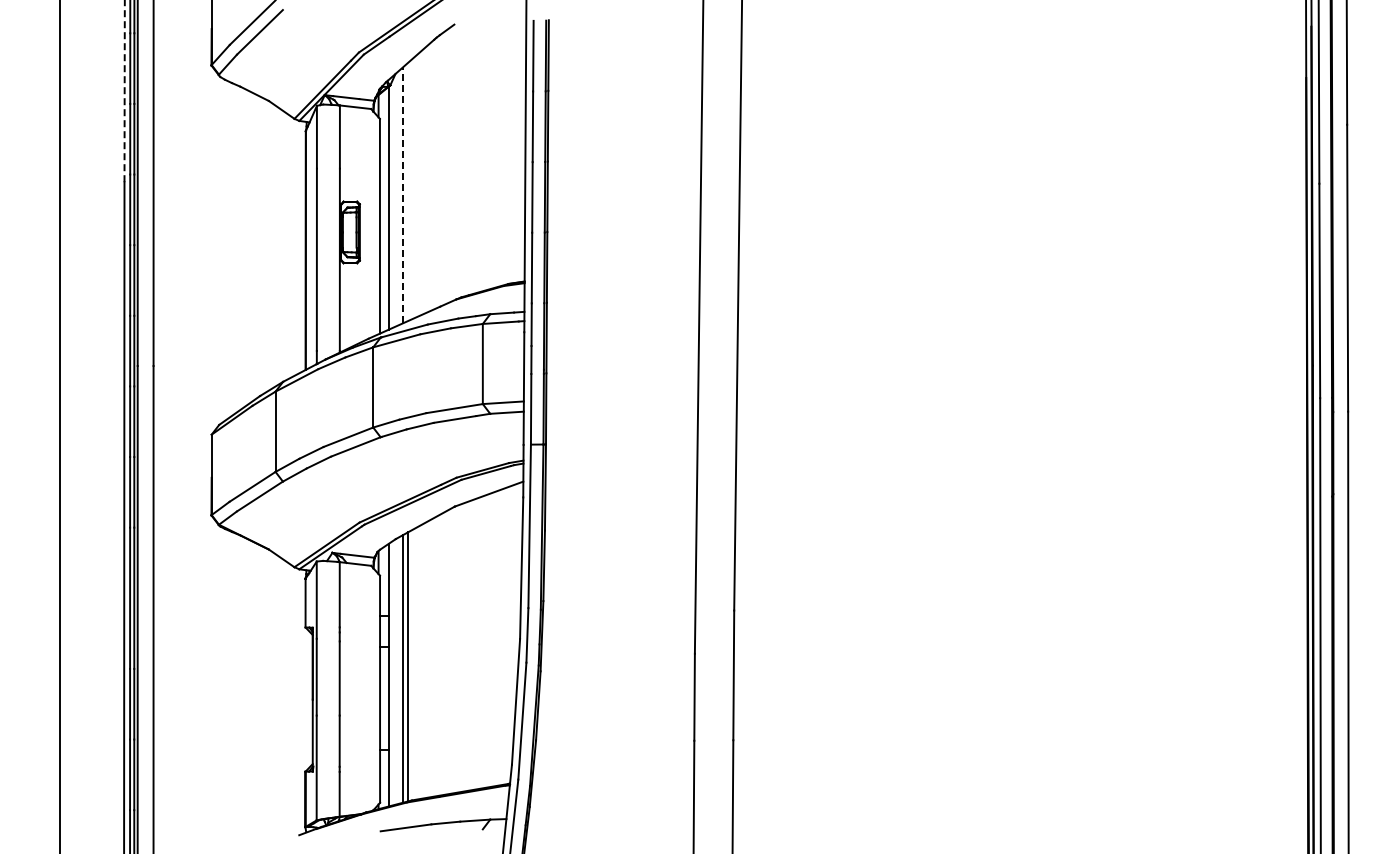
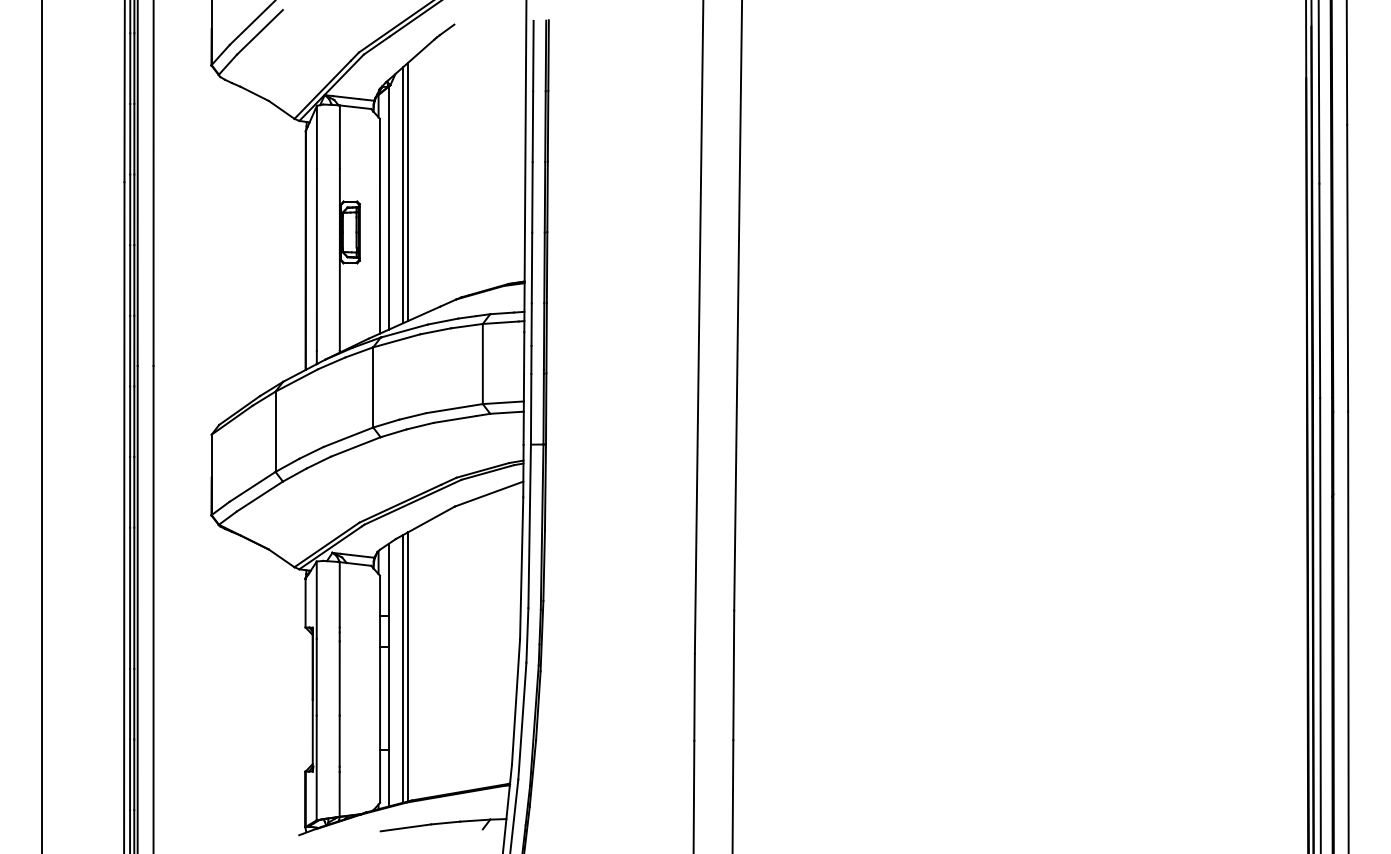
line: dashed -> solid (124, 91)
line: none -> present (407, 192)
line: dashed -> solid (402, 195)
line position: (59, 426) -> (41, 426) (41, 426)
